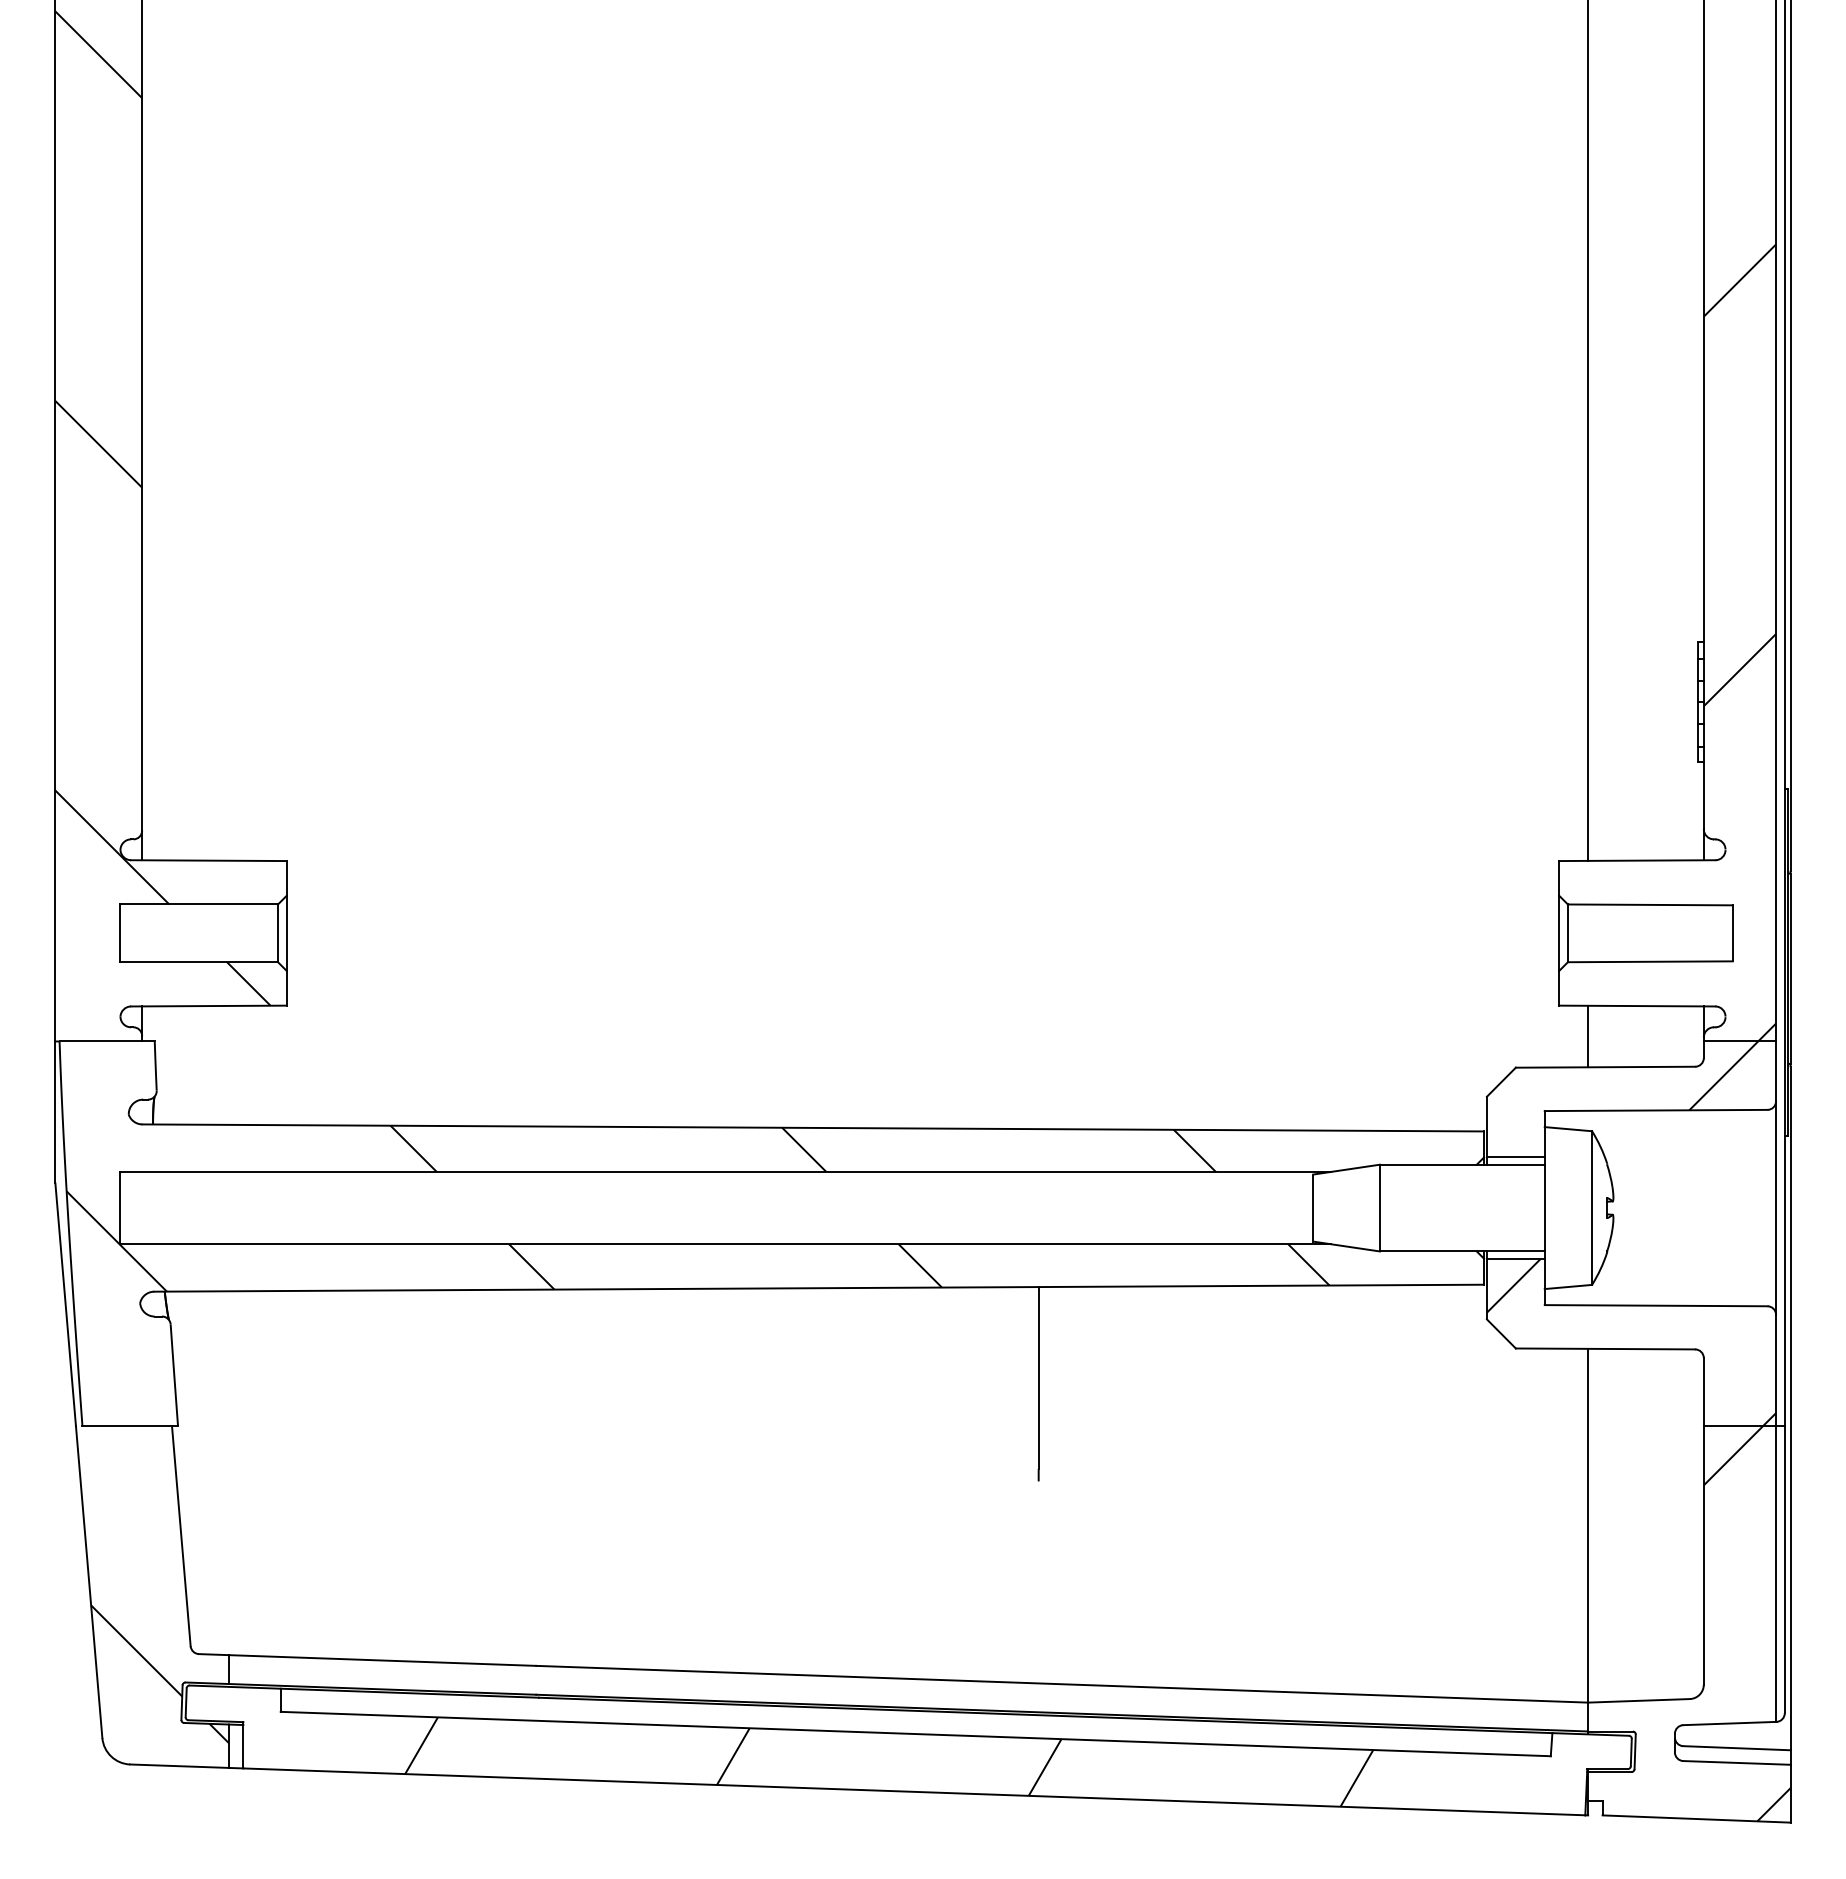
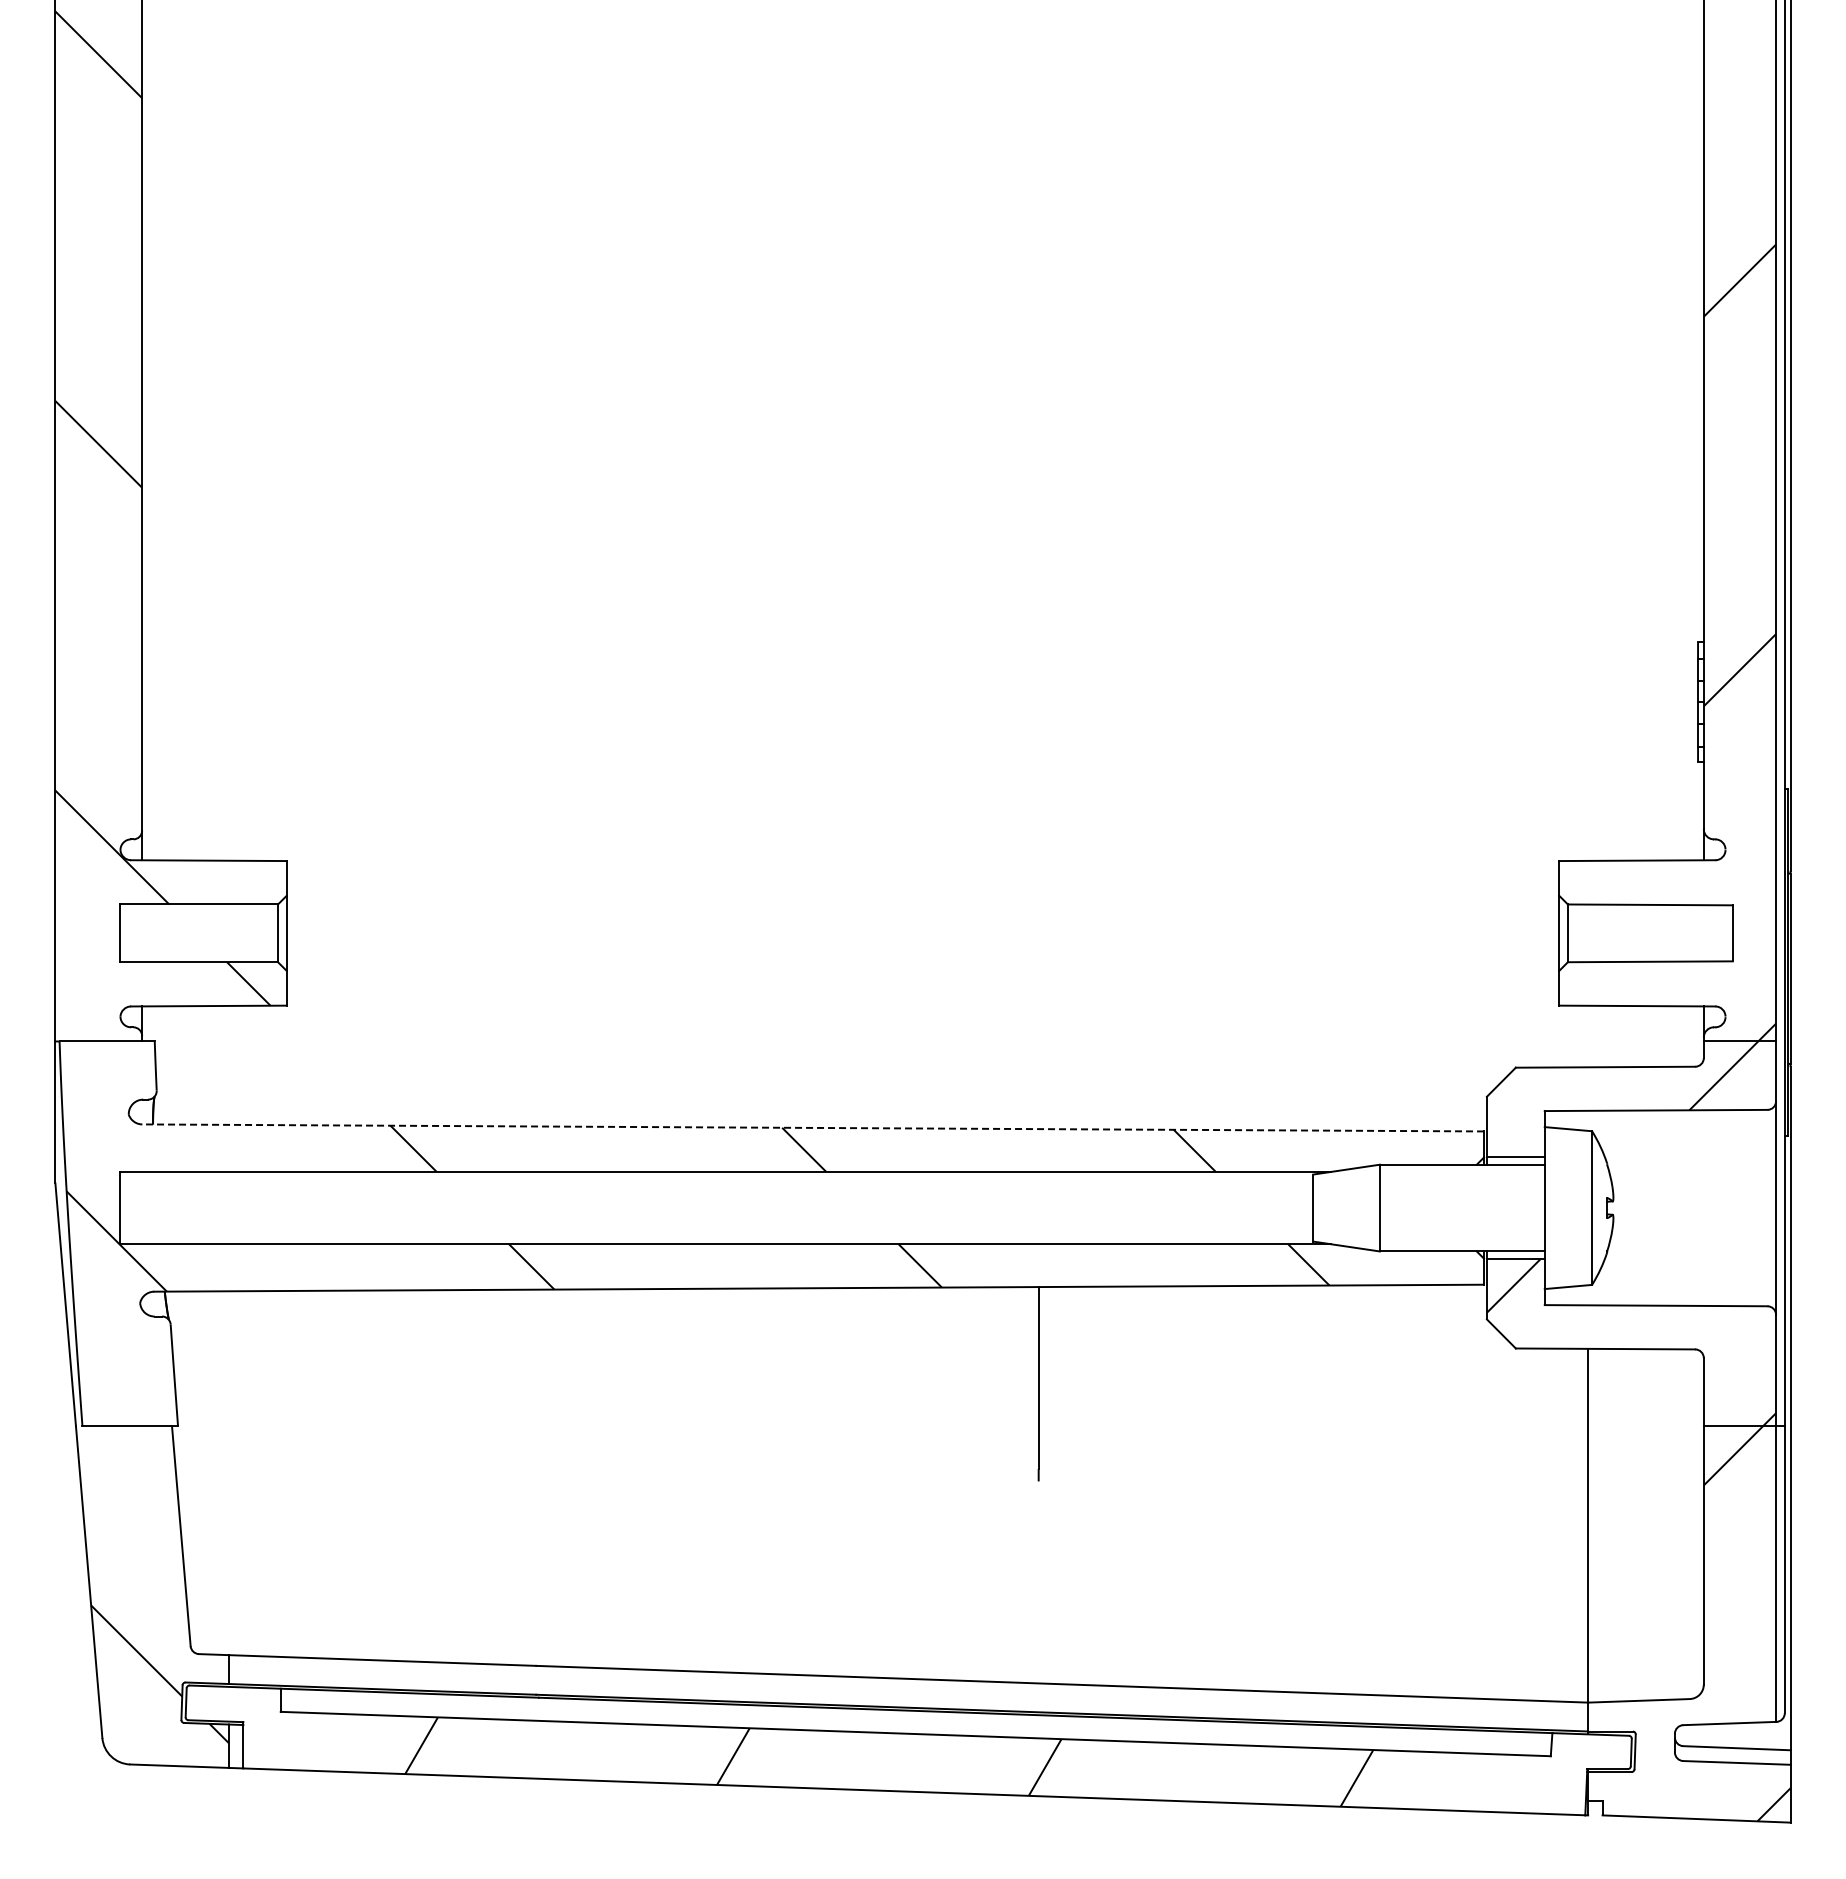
line: present -> none (1588, 431)
line: present -> none (1588, 1036)
line: solid -> dashed (813, 1127)
